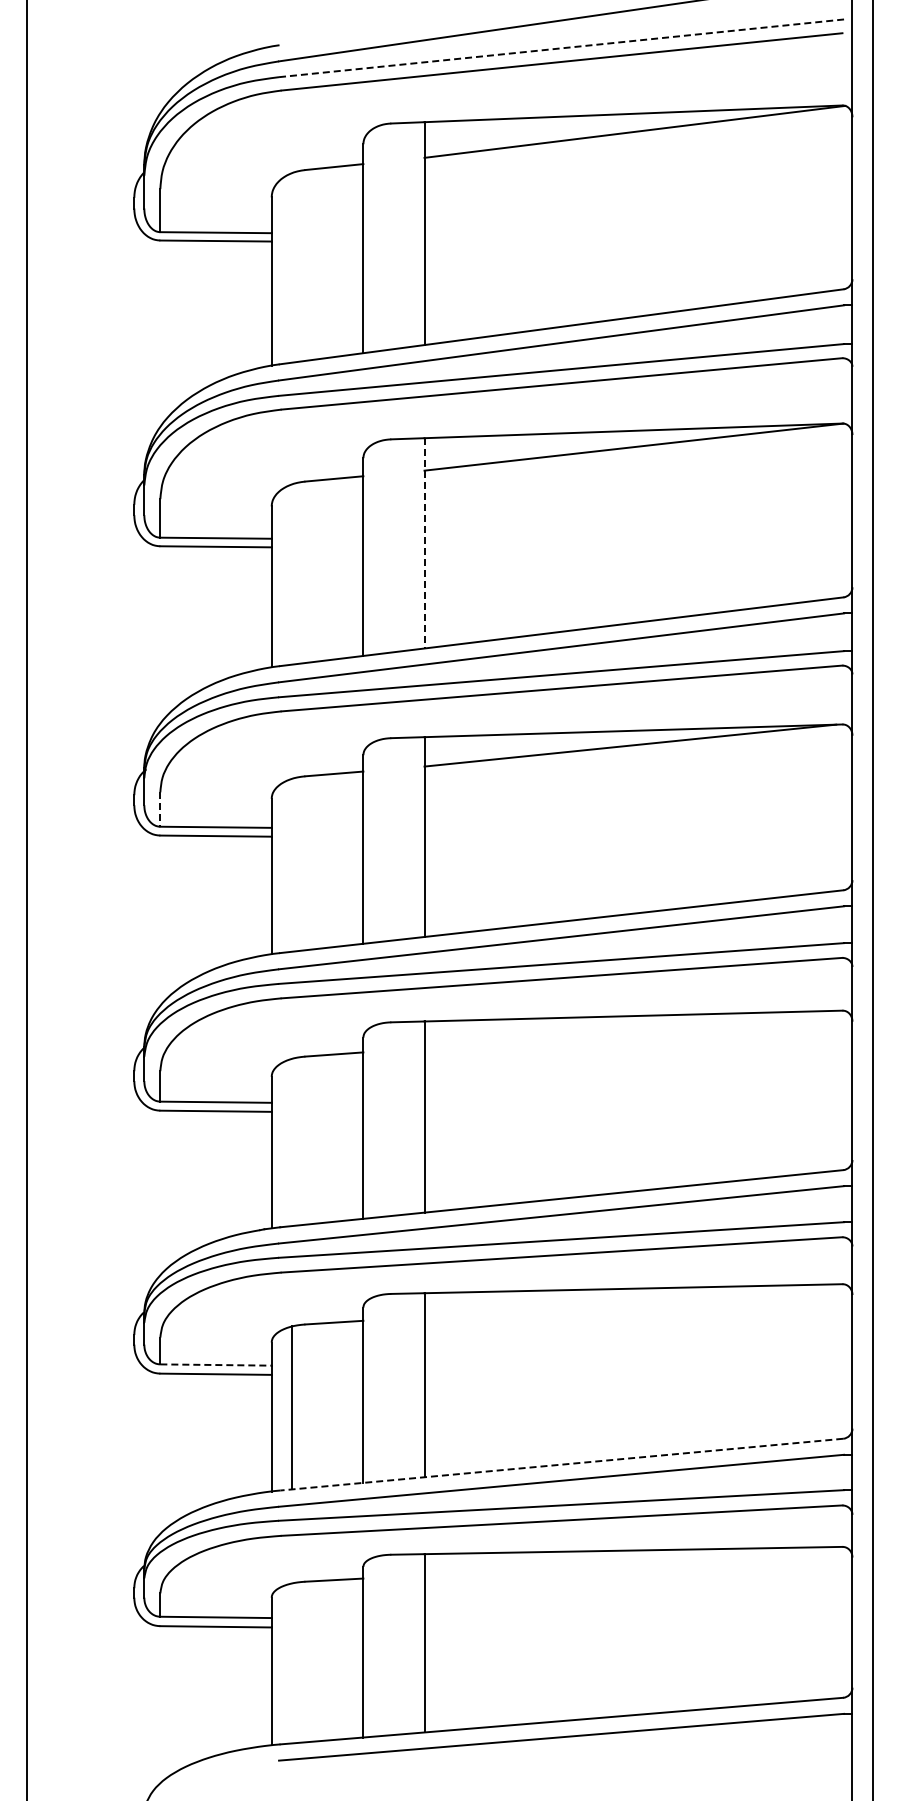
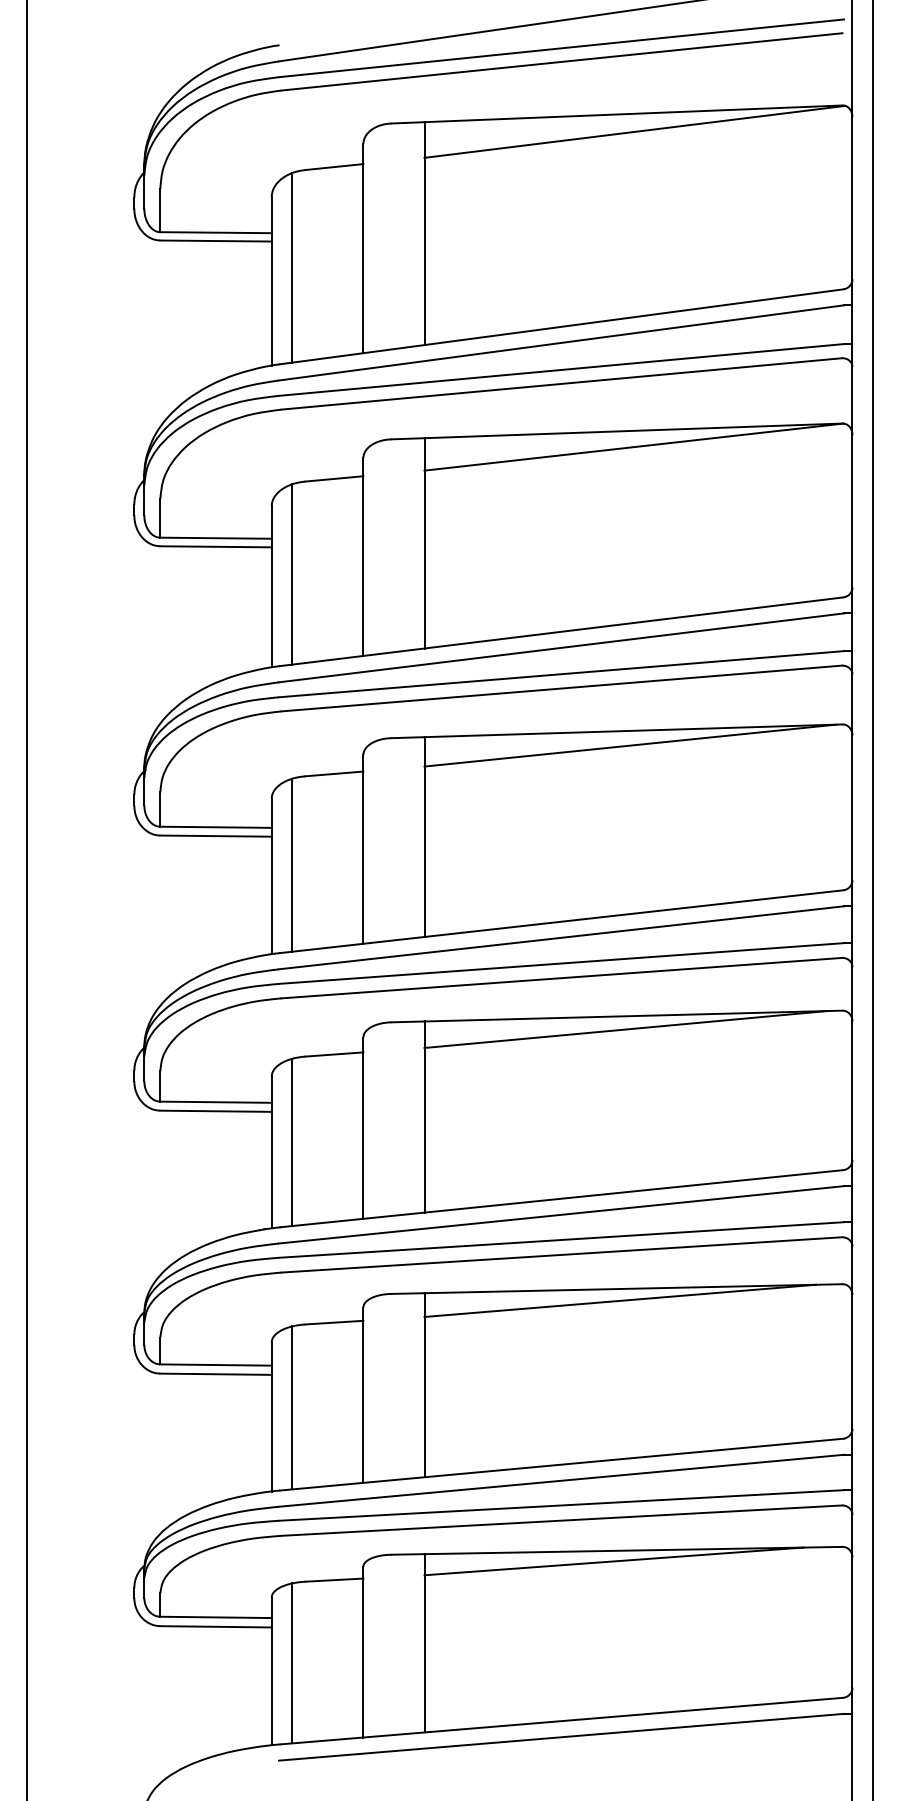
line: dashed -> solid (561, 48)
line: none -> present (292, 267)
line: dashed -> solid (424, 543)
line: none -> present (292, 574)
line: dashed -> solid (160, 810)
line: none -> present (292, 864)
line: none -> present (625, 1029)
line: none -> present (292, 1142)
line: none -> present (619, 1300)
line: dashed -> solid (216, 1365)
line: dashed -> solid (561, 1464)
line: none -> present (613, 1561)
line: none -> present (292, 1663)
